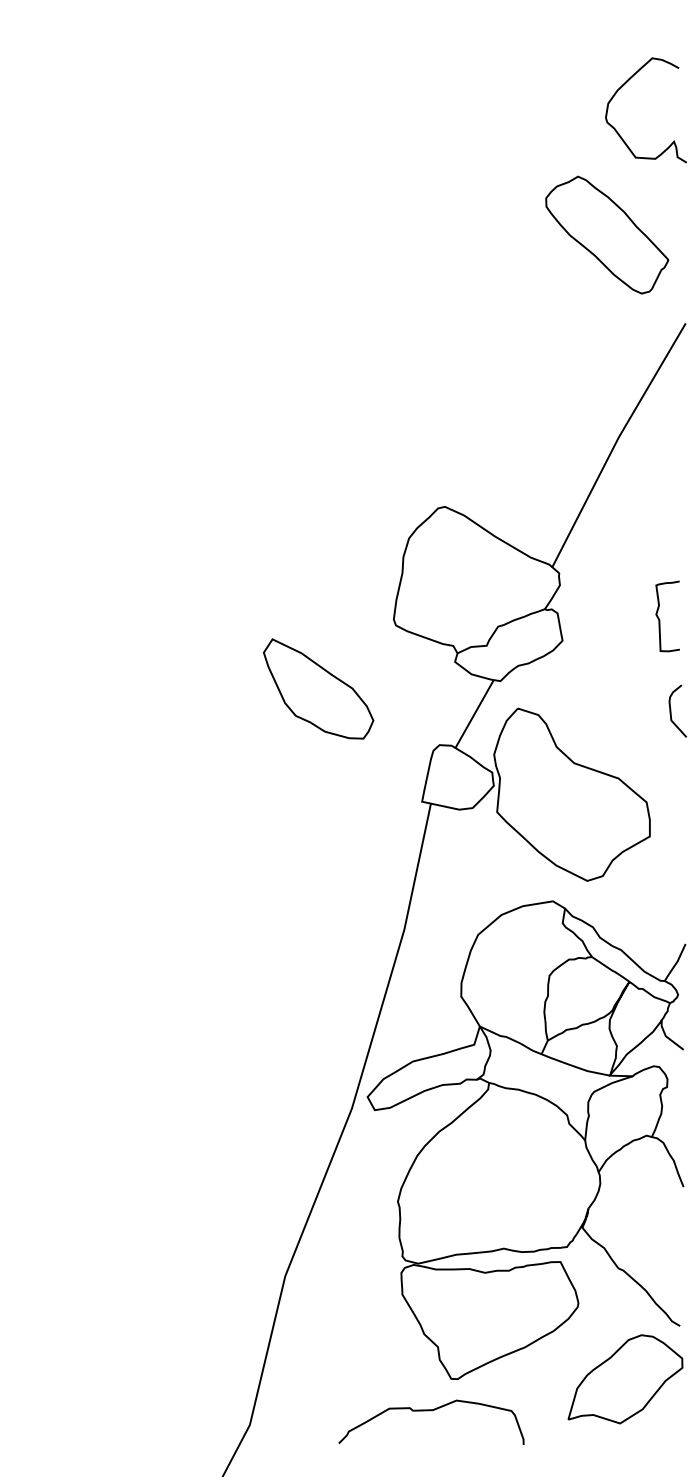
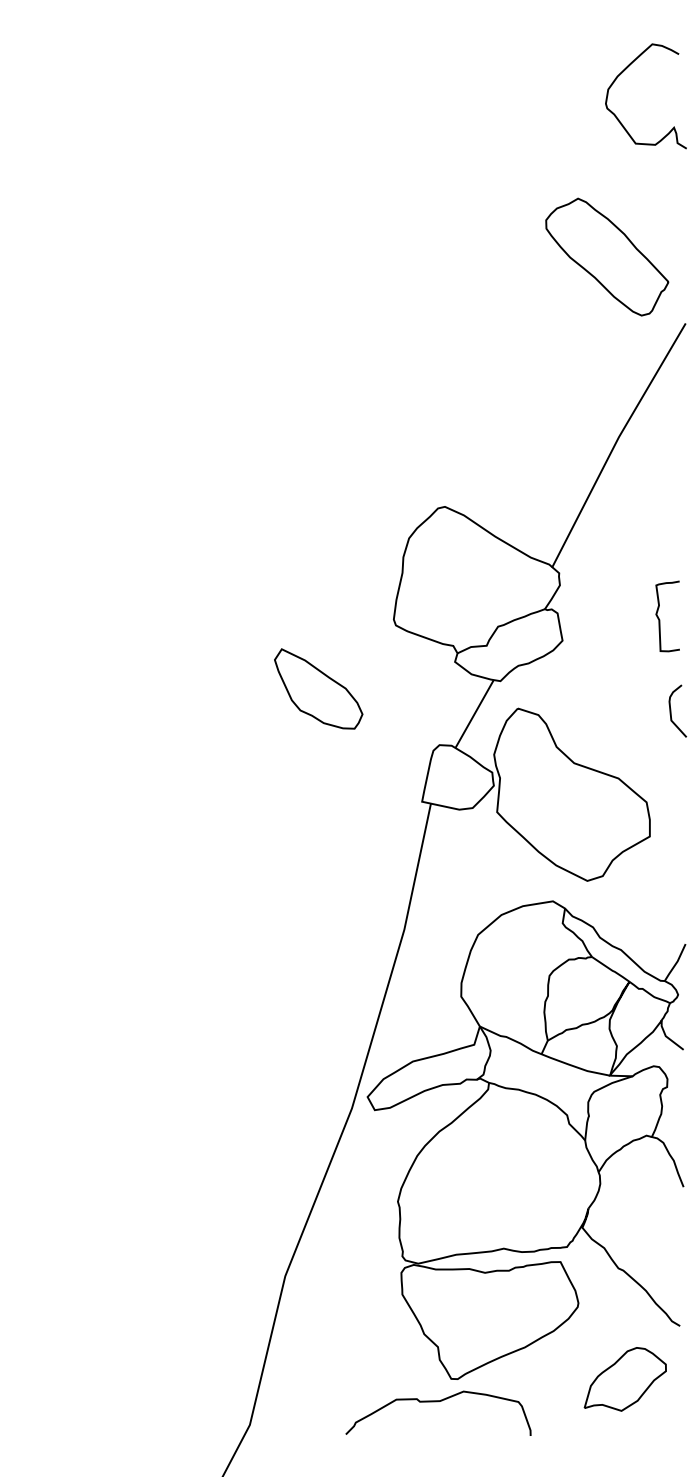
curve position: (622, 87) -> (622, 73) (622, 73)
part position: (607, 234) -> (607, 256) (607, 256)
part size: 112x102 px -> 90x82 px (318, 688)
part size: 117x91 px -> 84x65 px (624, 1379)
curve position: (431, 1411) -> (438, 1402) (438, 1402)
